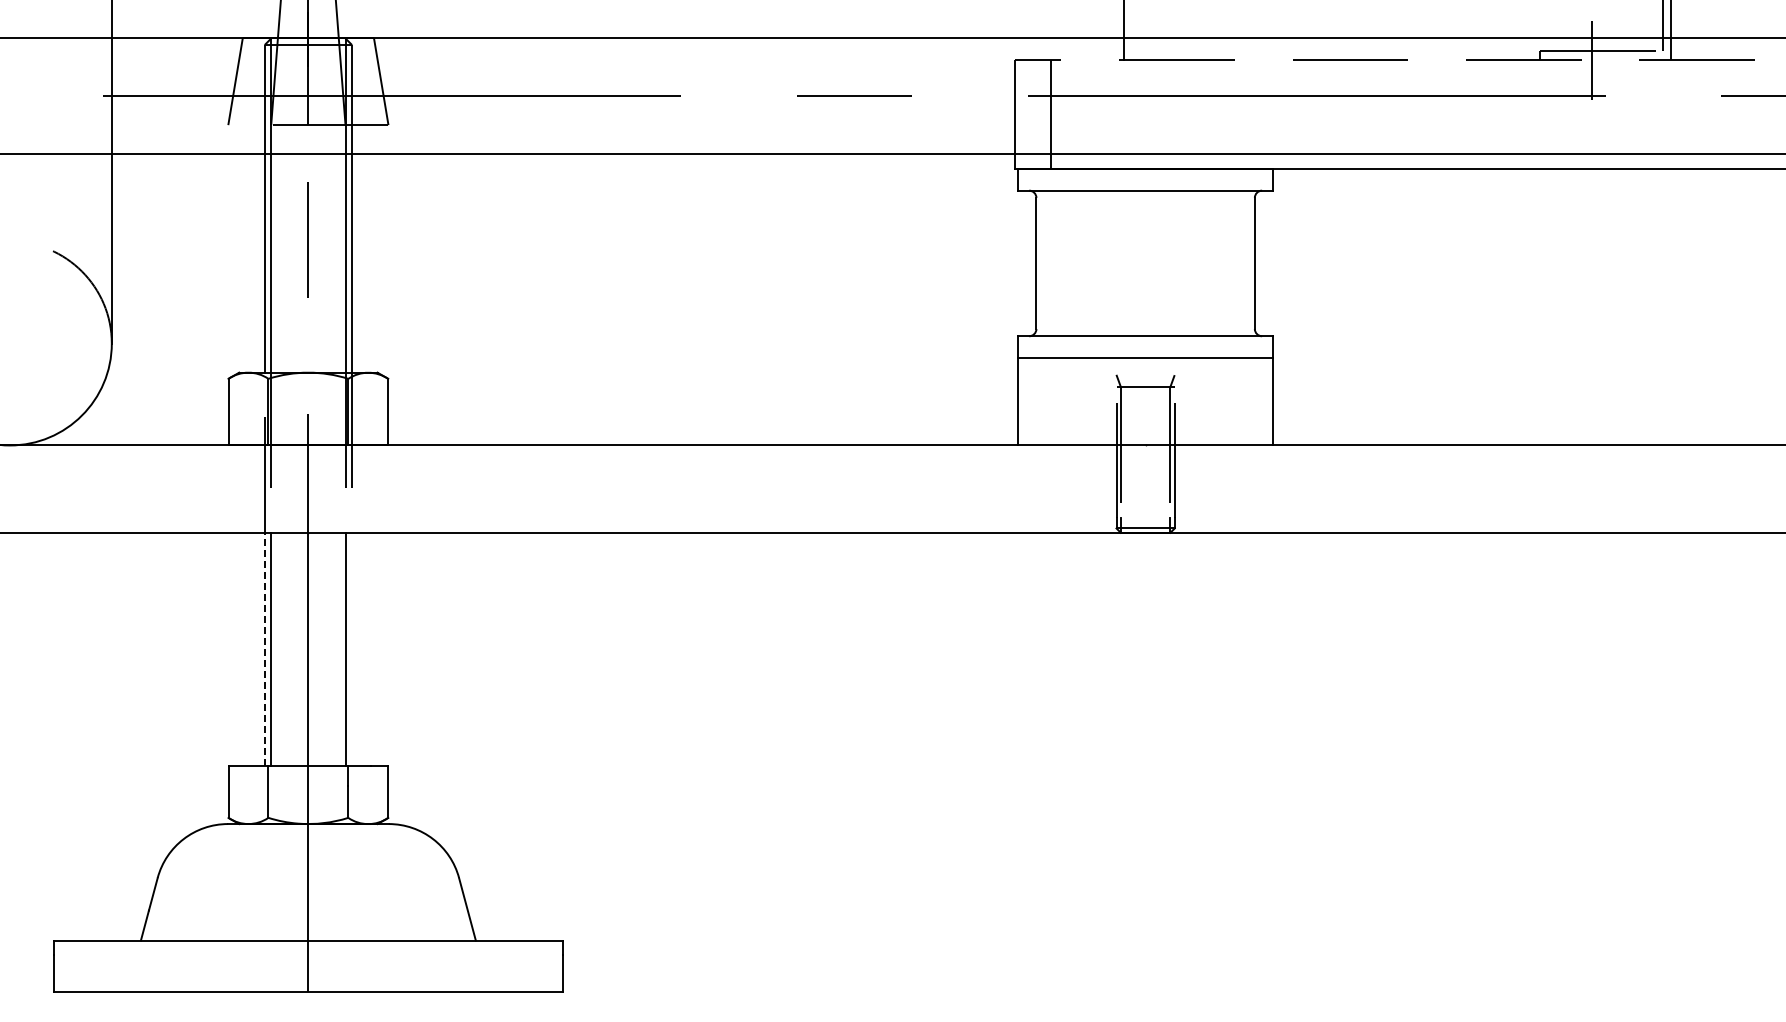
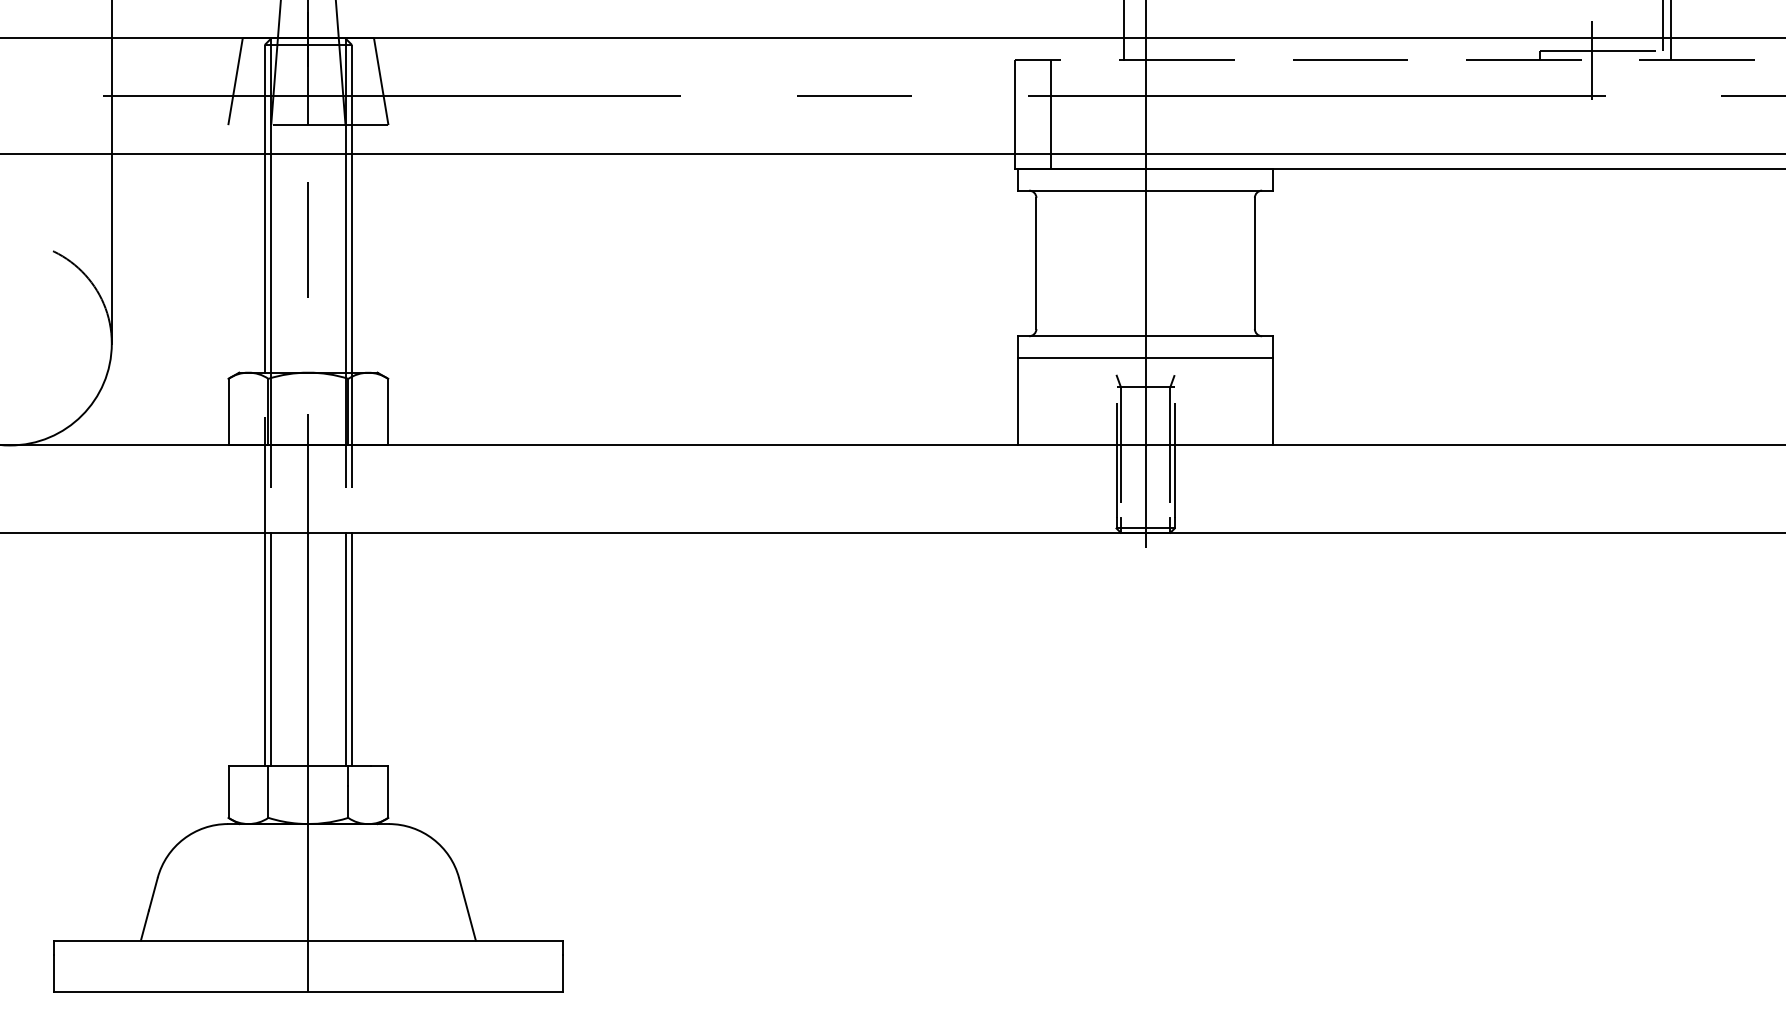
line: none -> present (1145, 274)
line: dashed -> solid (264, 648)
line: none -> present (352, 648)
